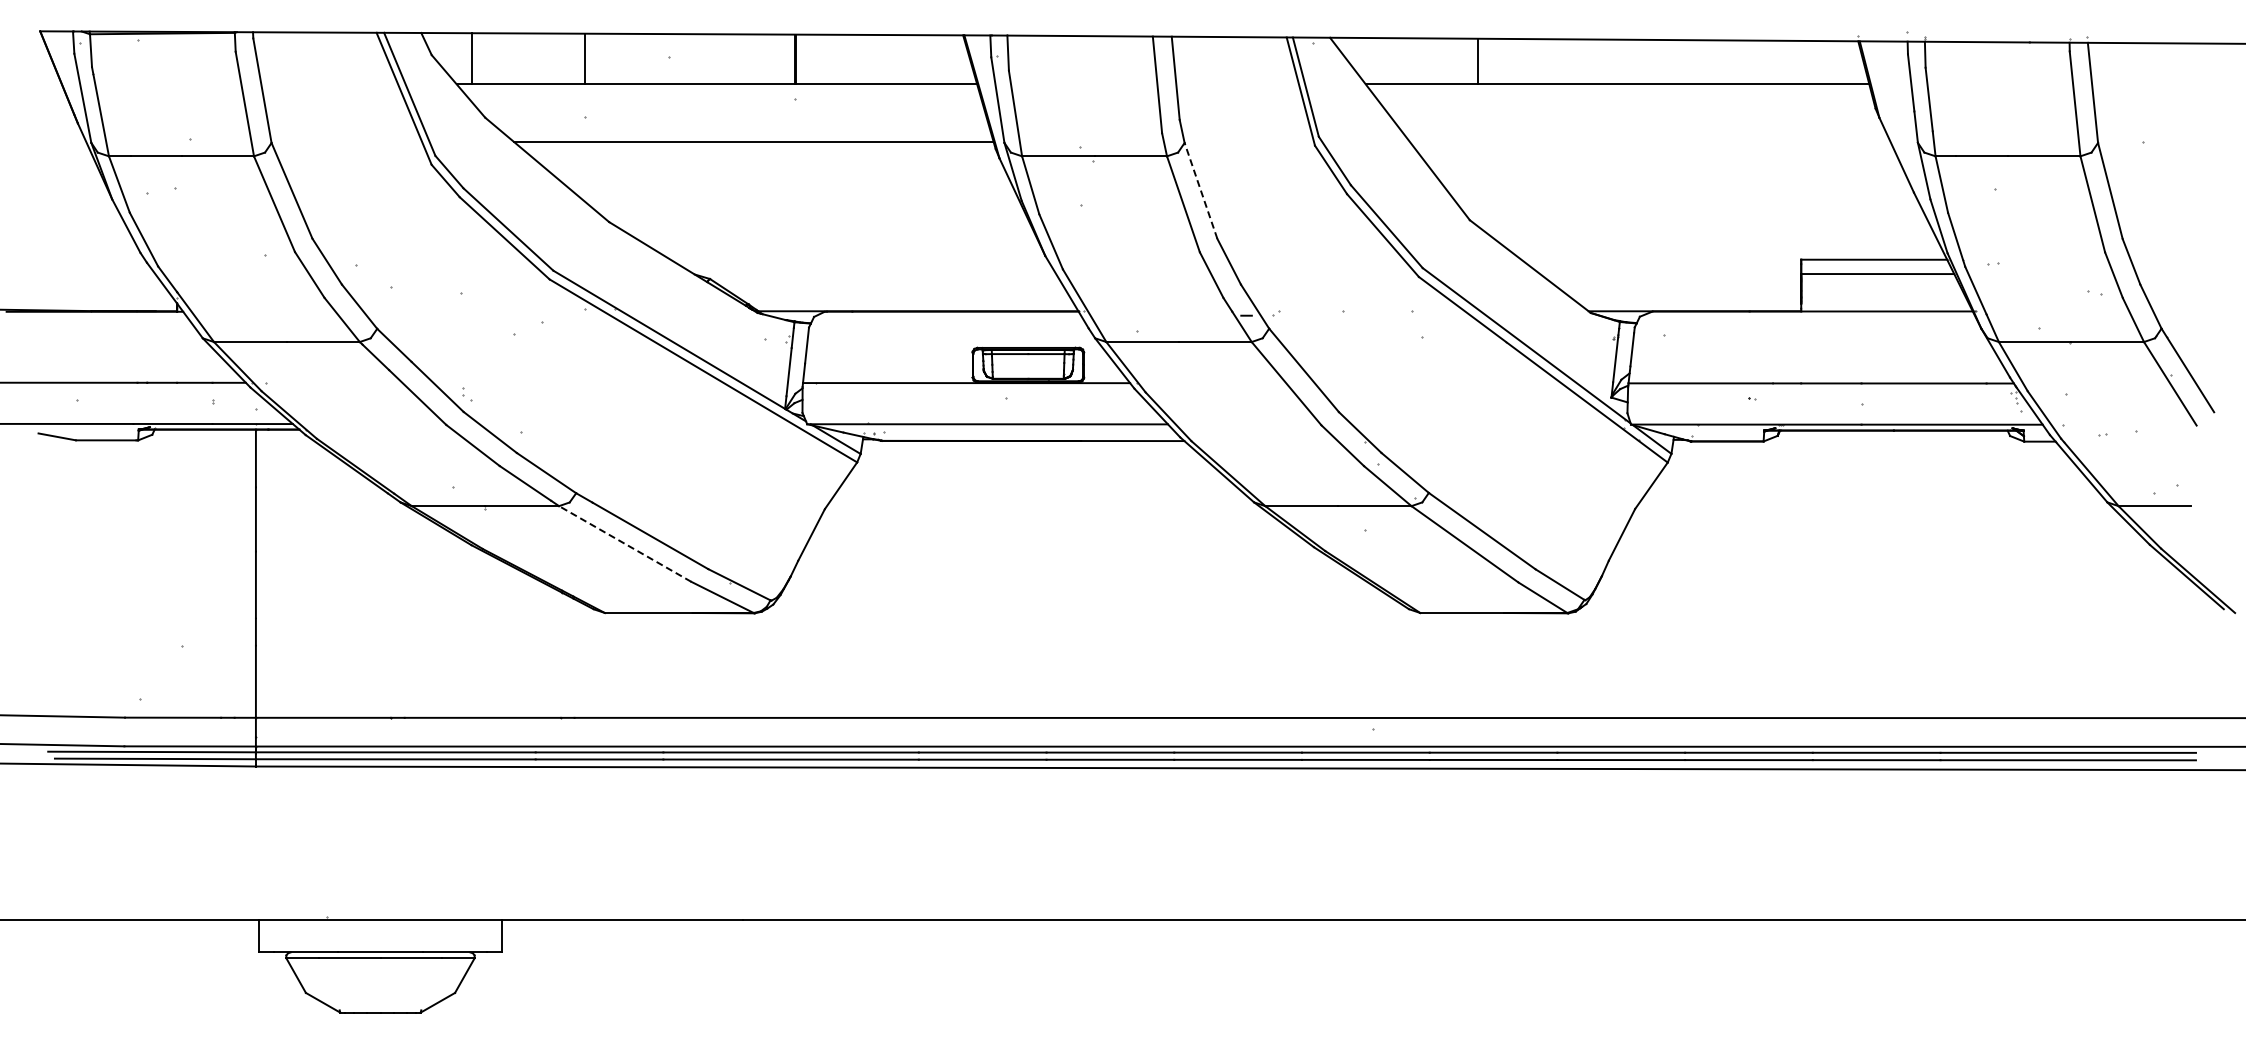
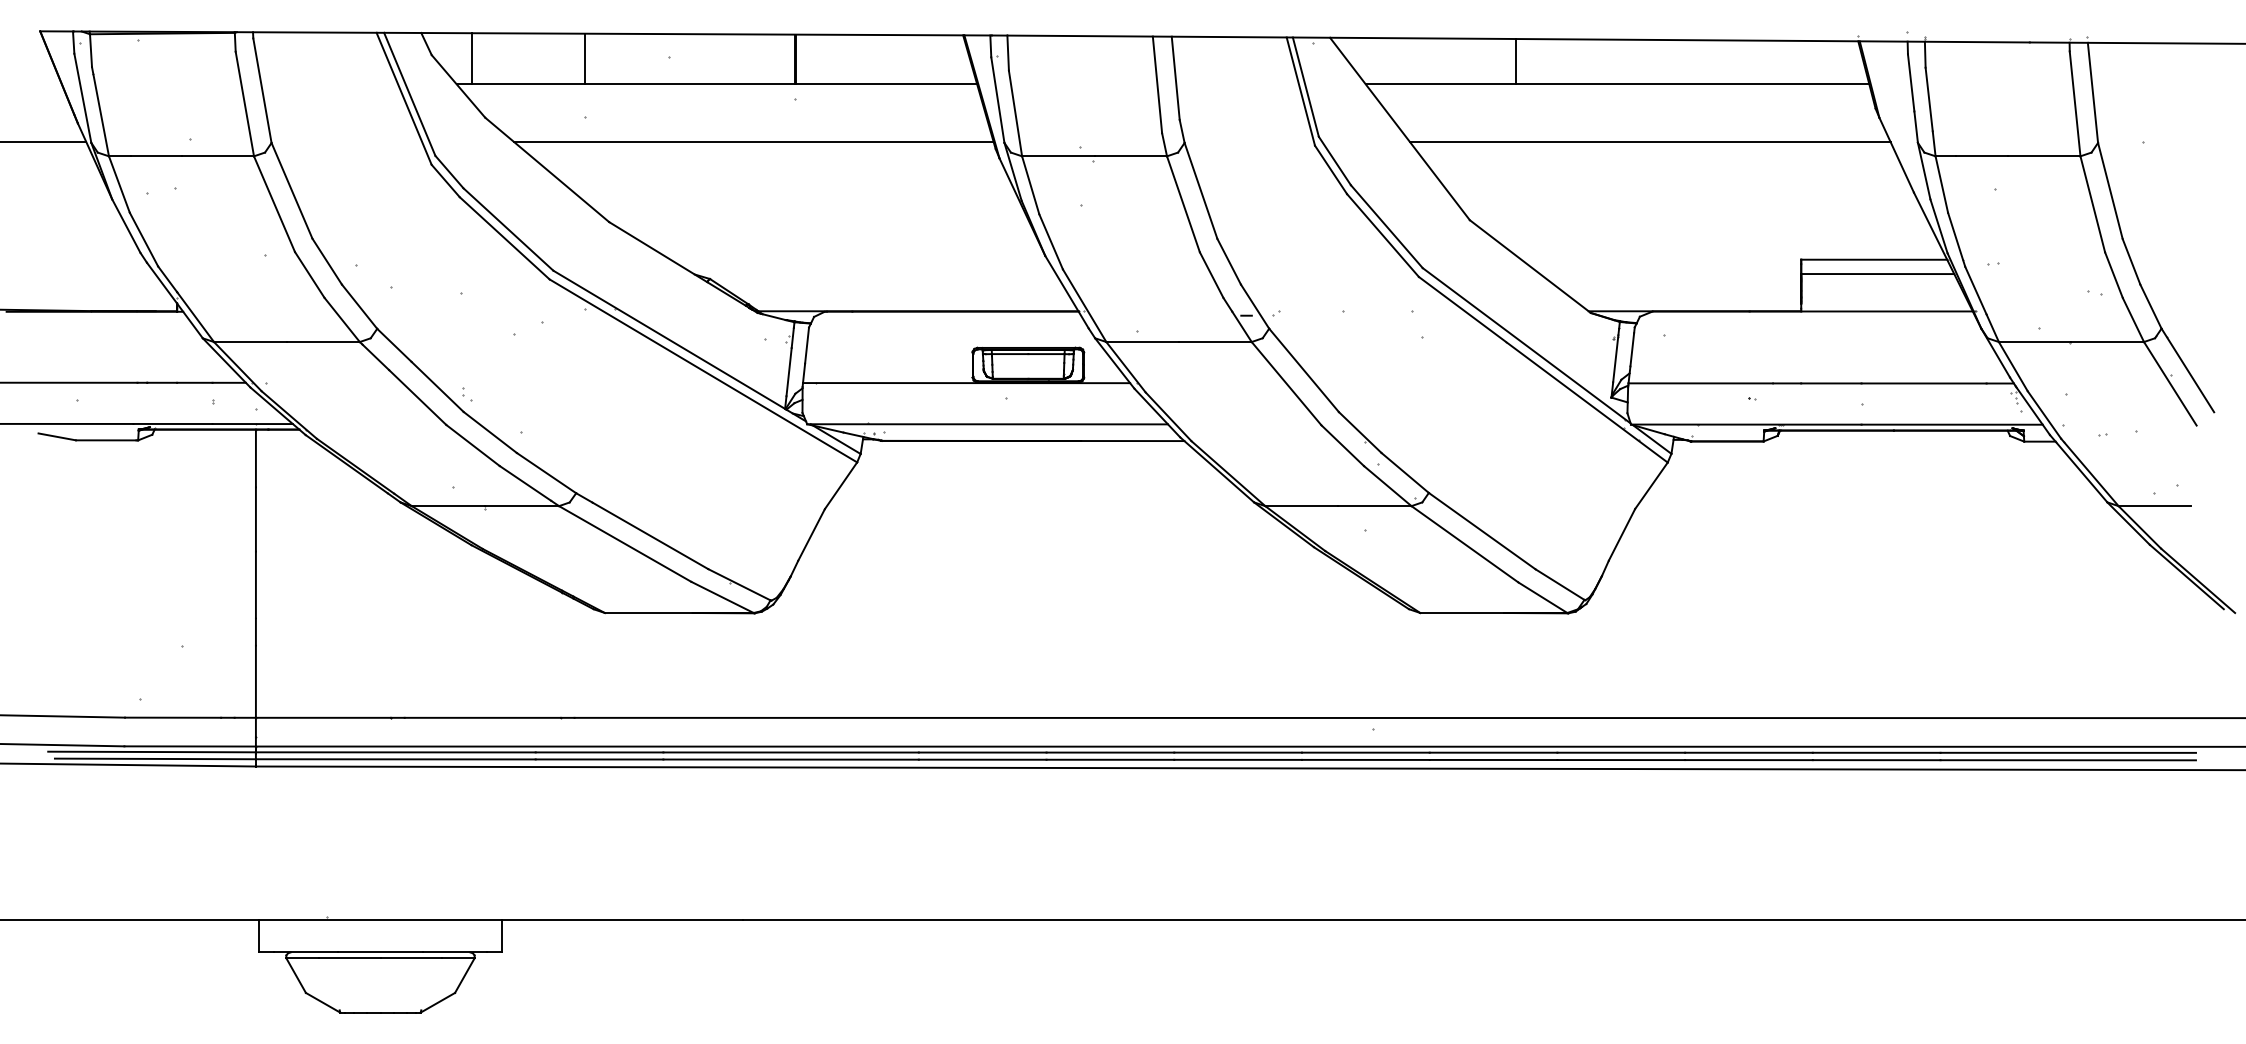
line position: (1477, 61) -> (1515, 61) (1515, 61)
line: none -> present (44, 142)
line: none -> present (1650, 142)
line: dashed -> solid (1201, 190)
line: dashed -> solid (624, 543)
